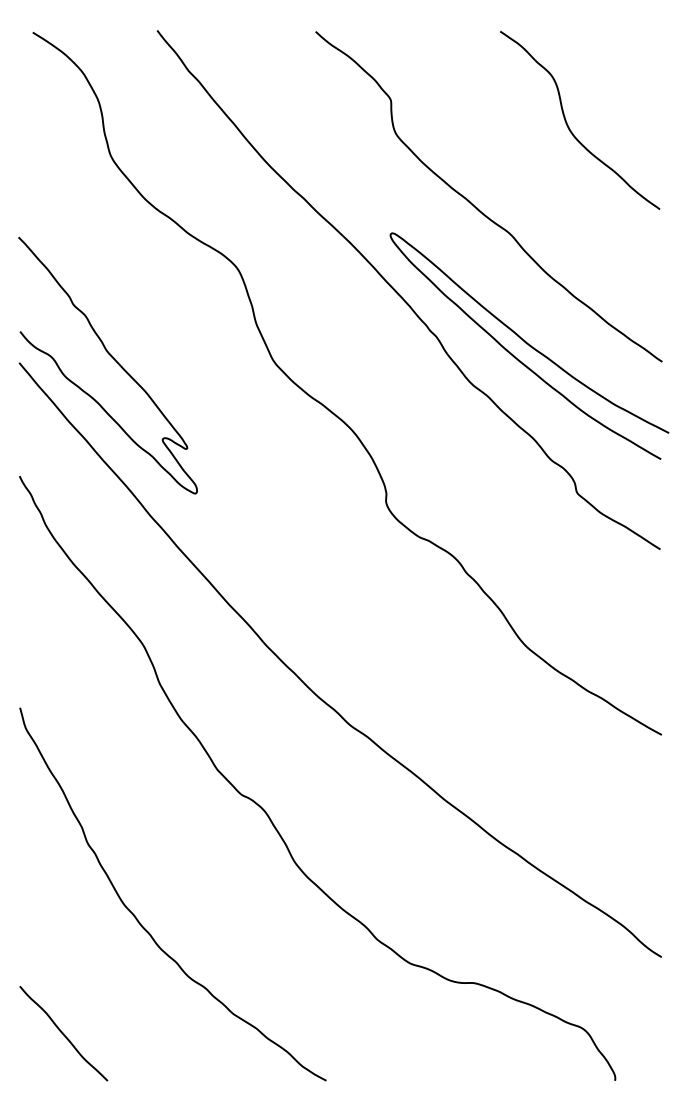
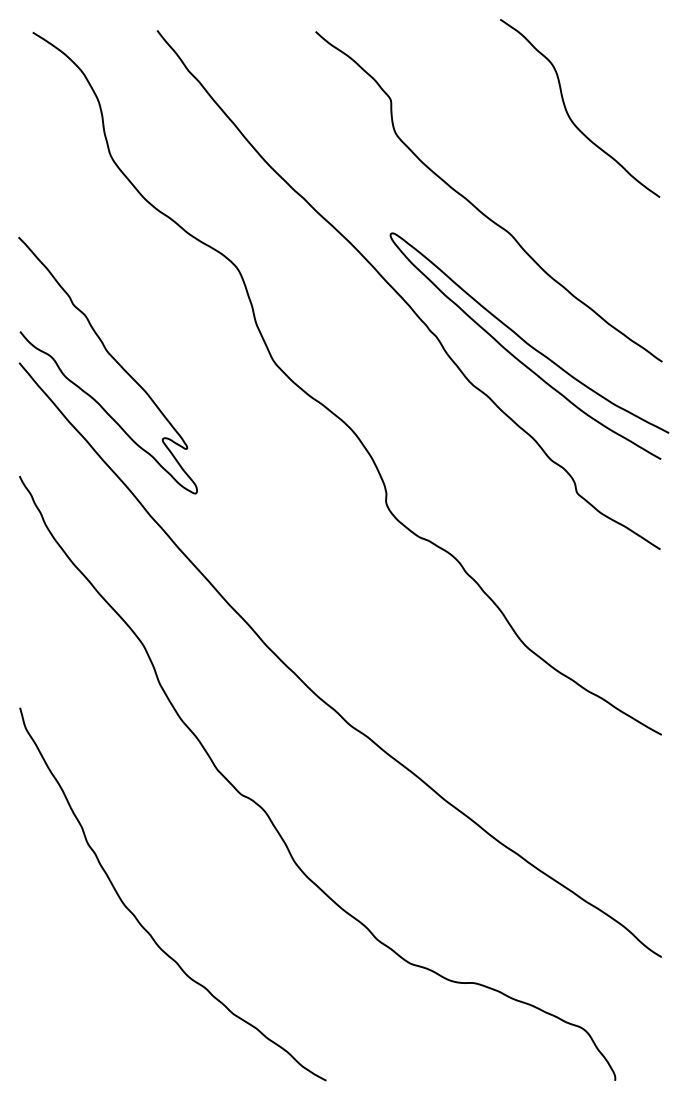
curve position: (568, 125) -> (568, 113) (568, 113)
curve: present -> none (63, 1033)
